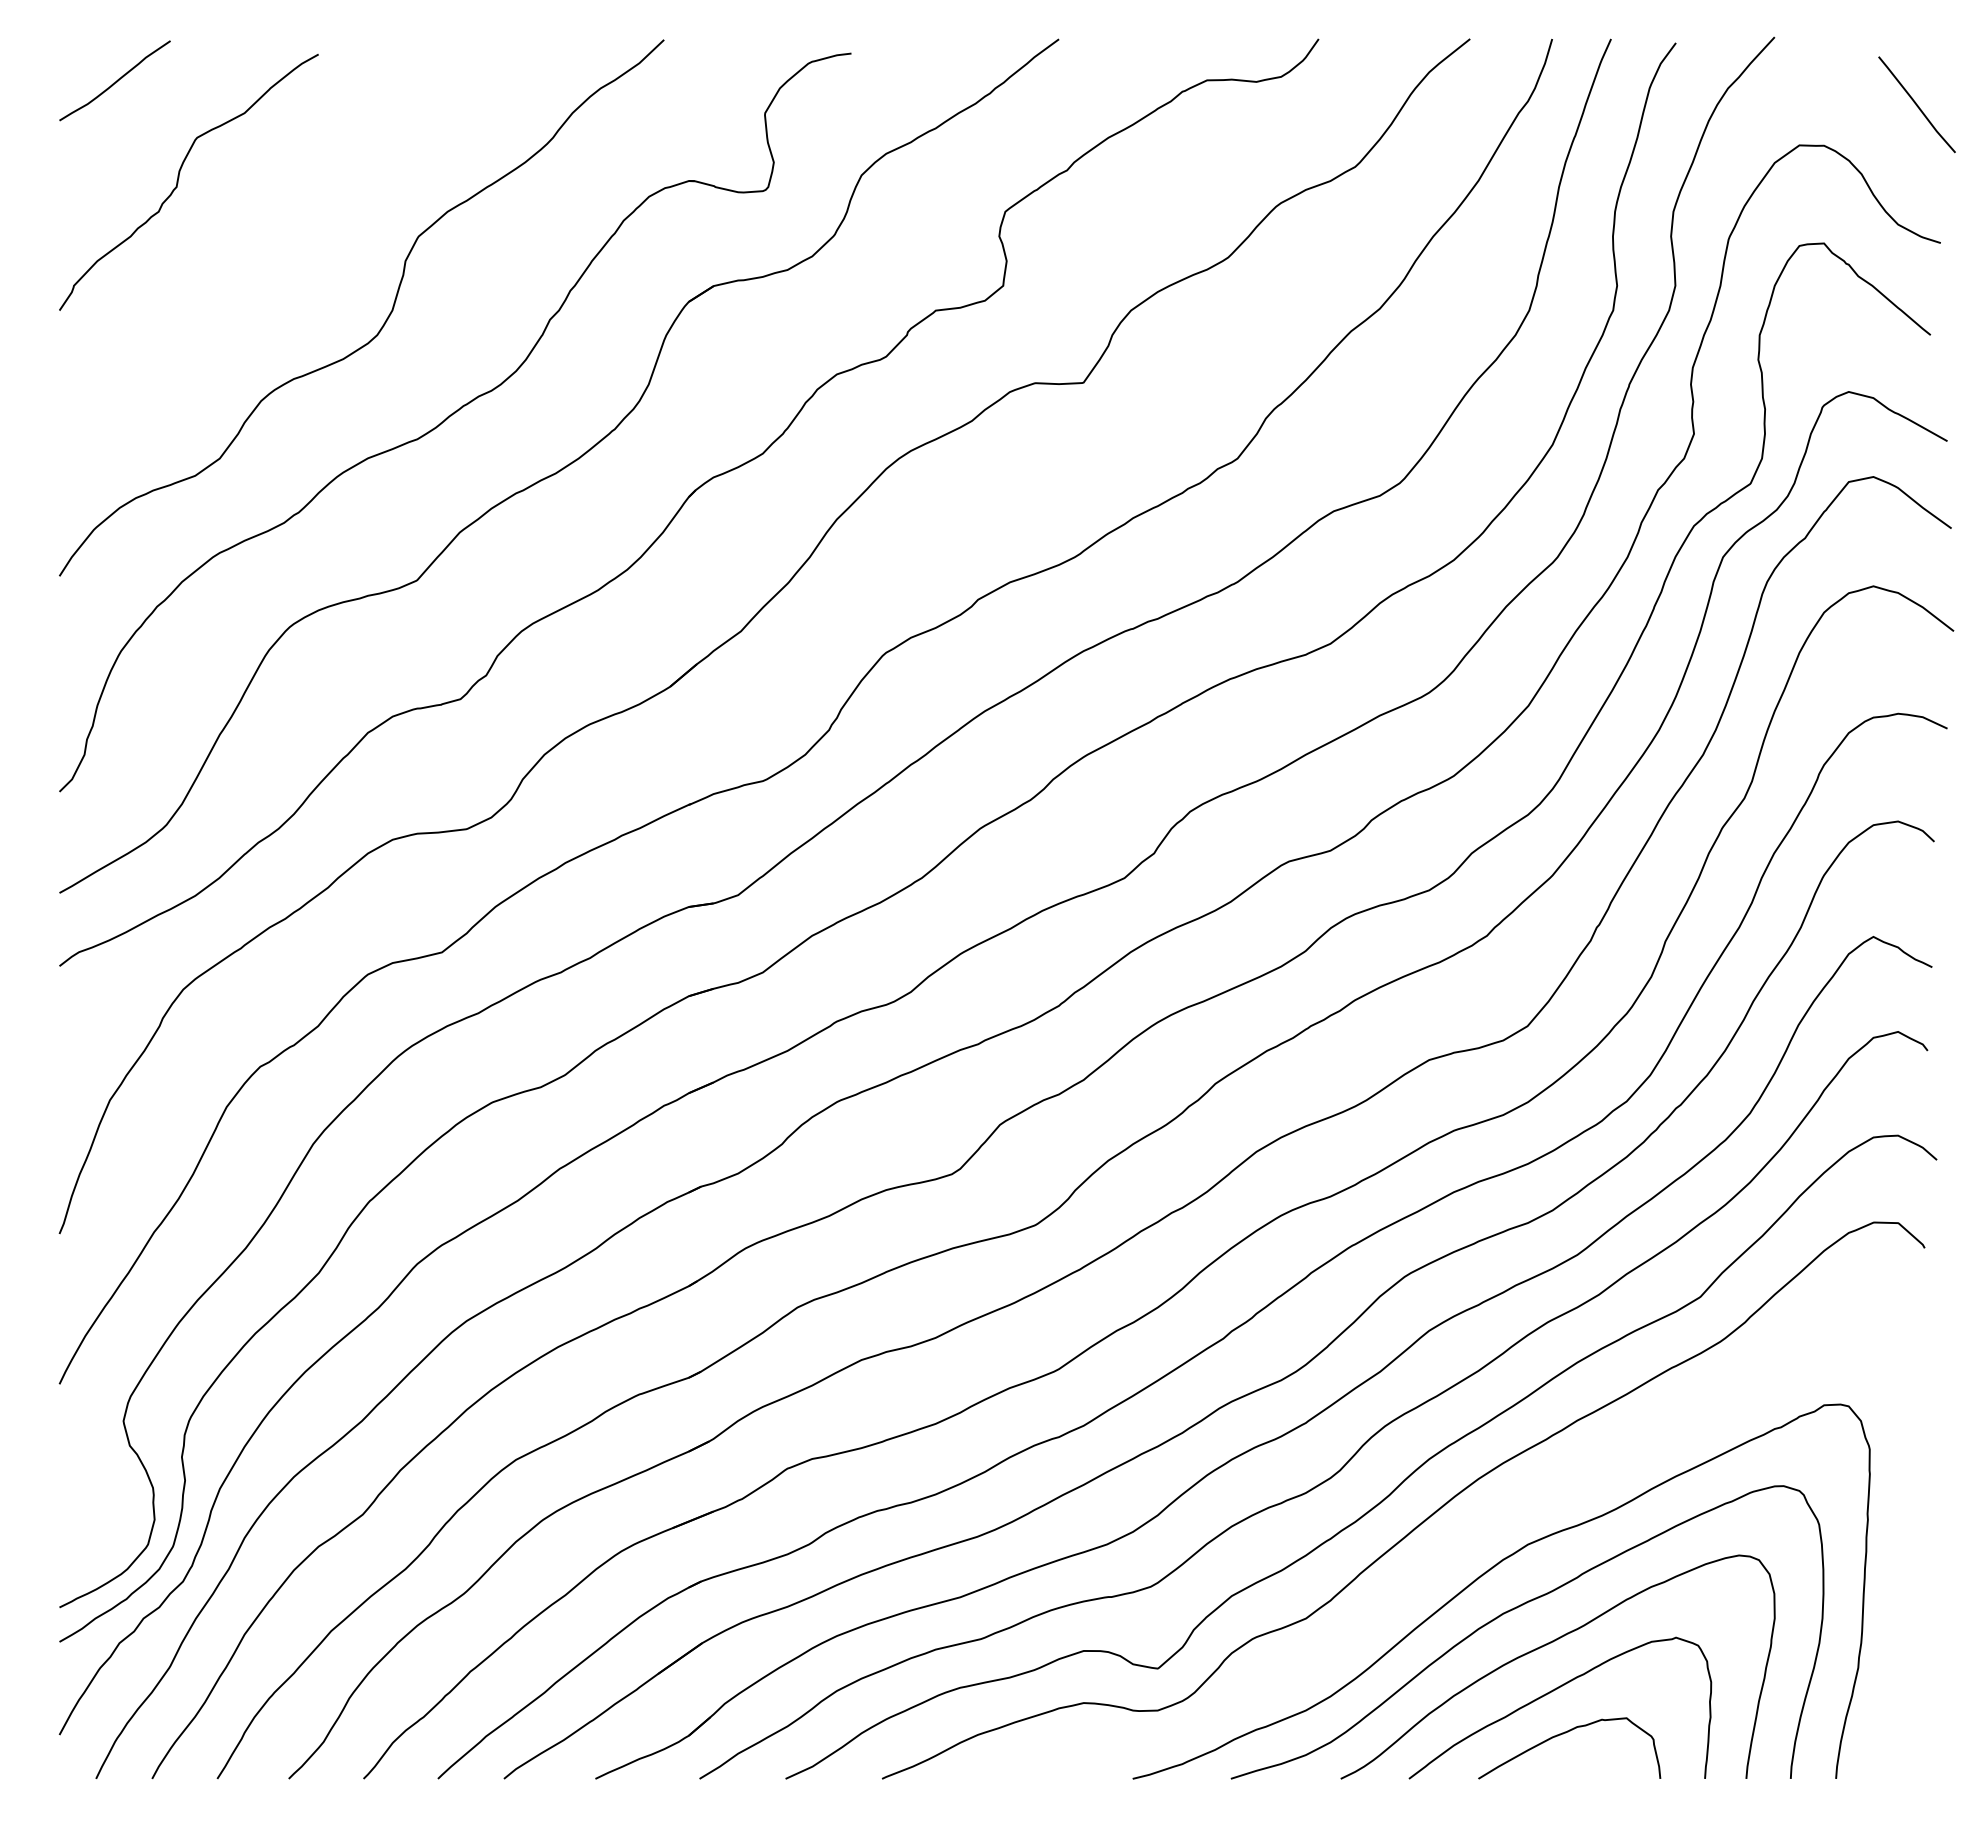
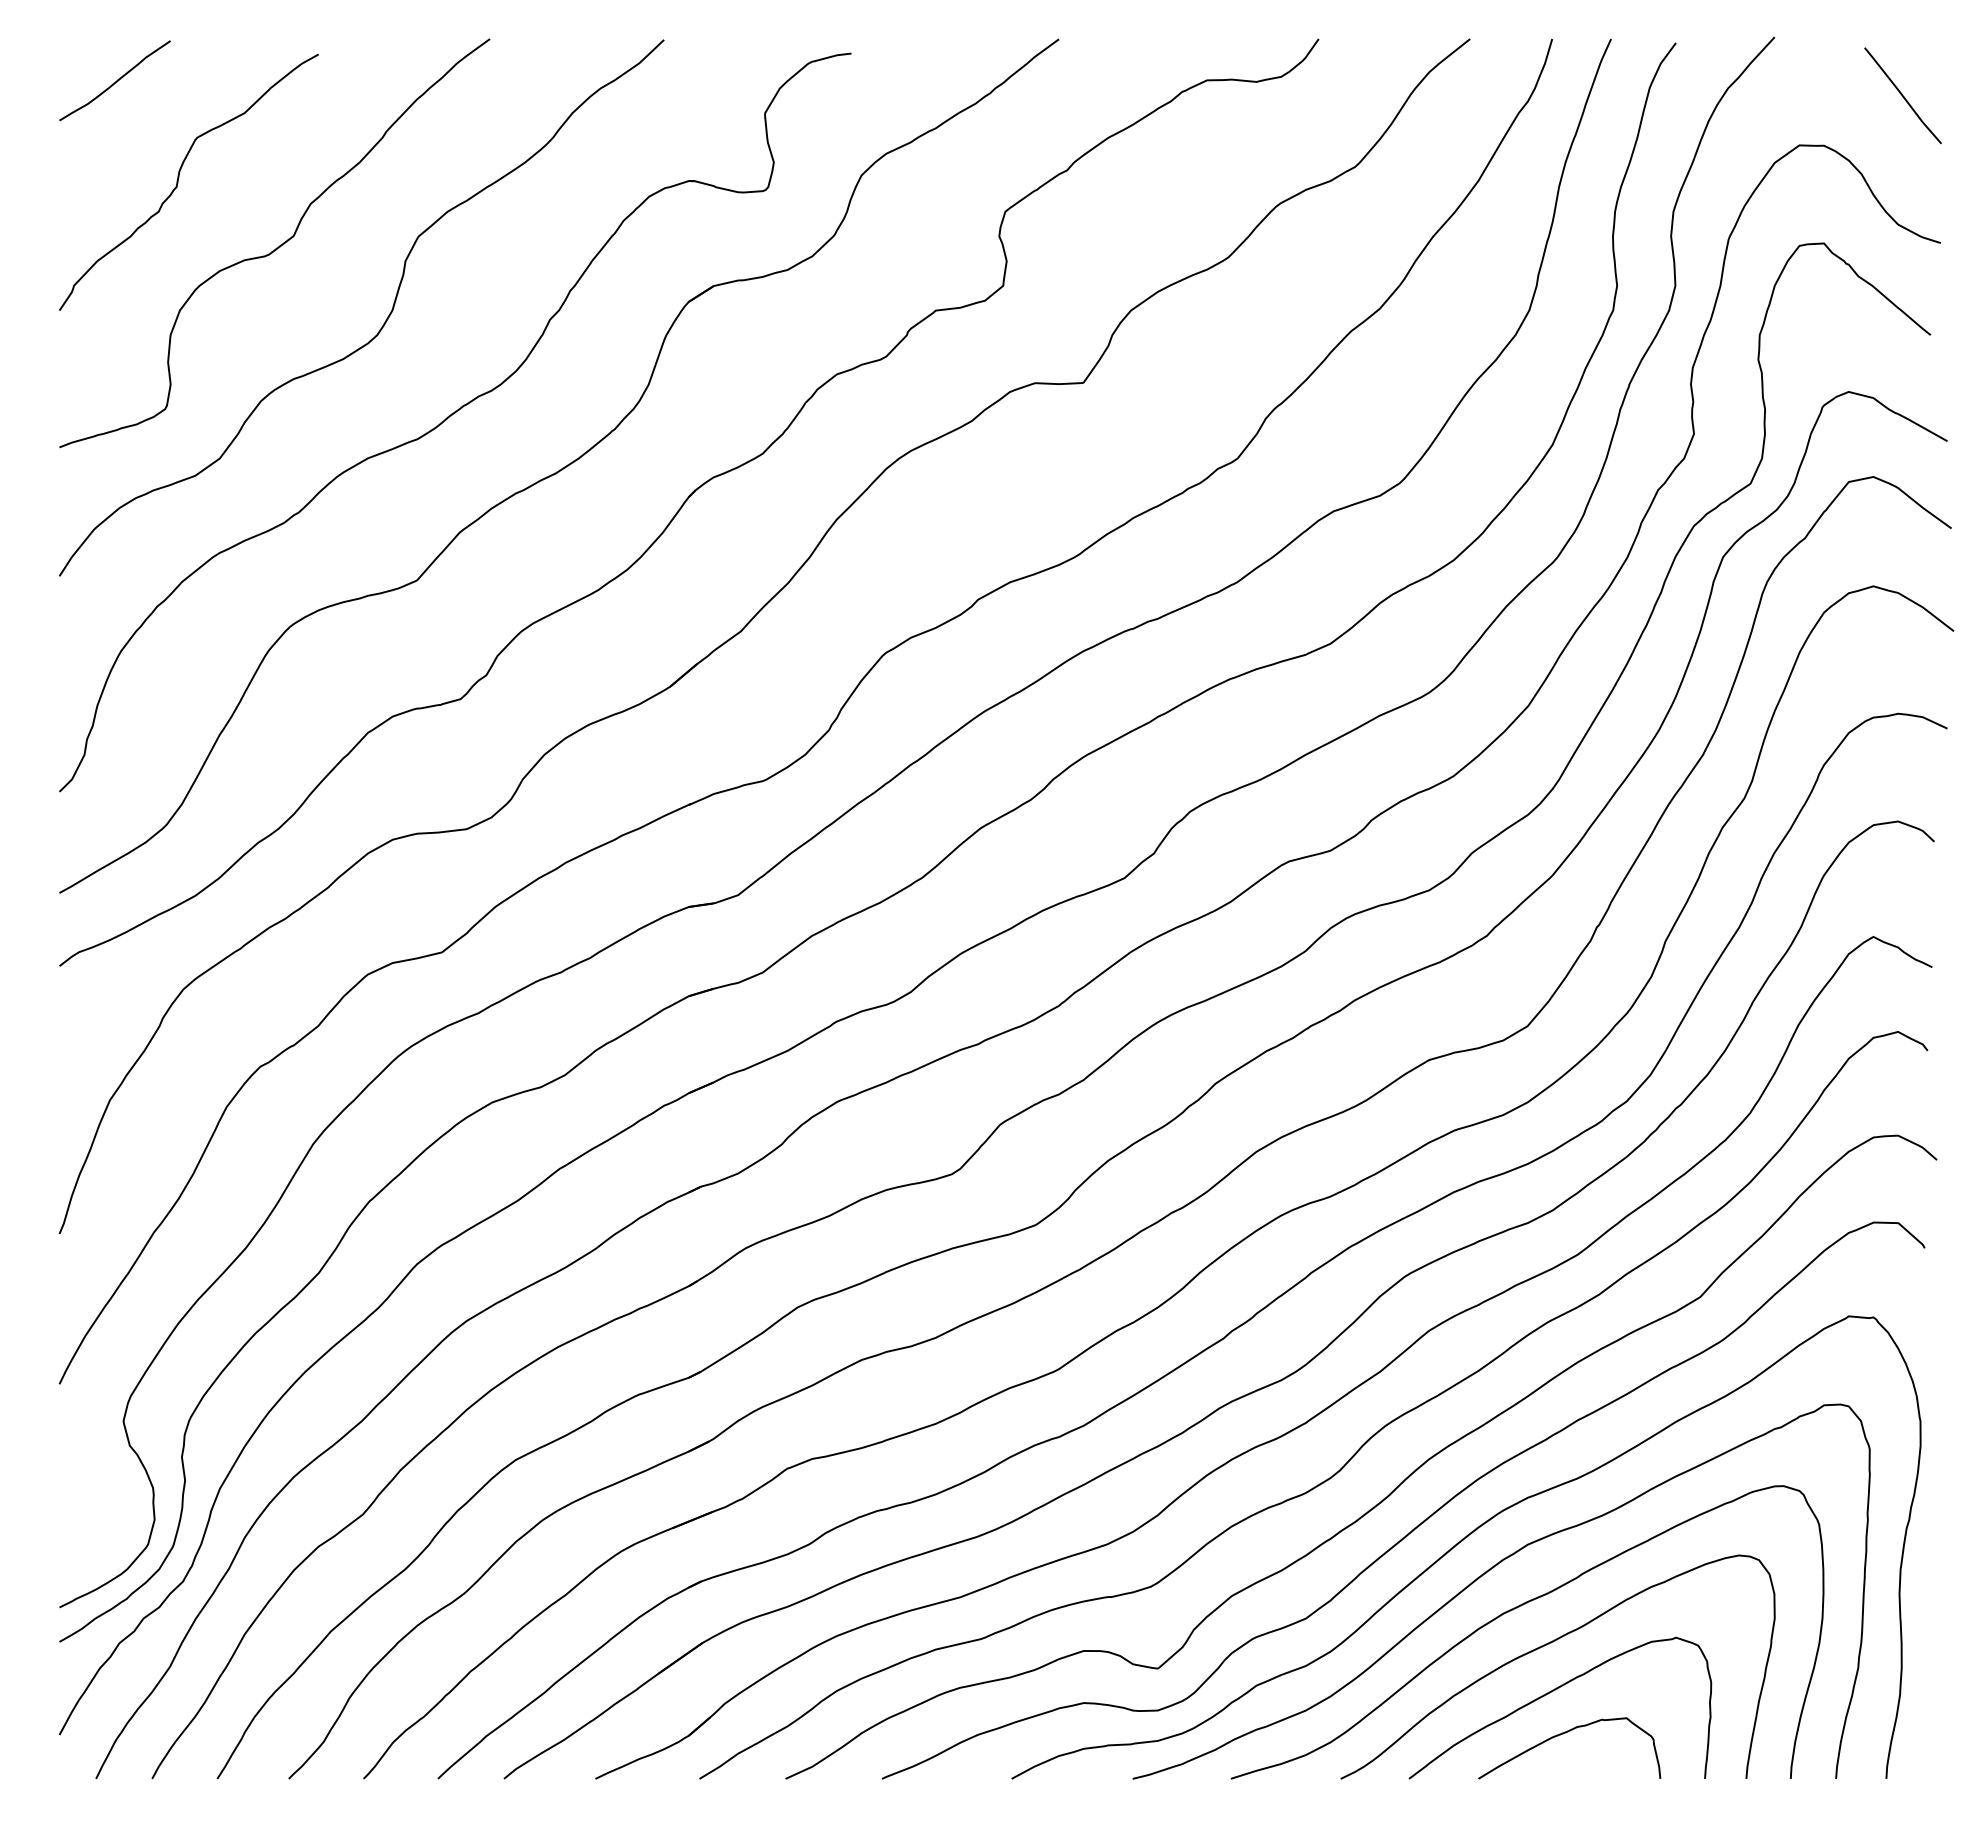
line position: (1916, 104) -> (1902, 95) (1902, 95)
curve: none -> present (276, 247)
curve: none -> present (1461, 1542)
